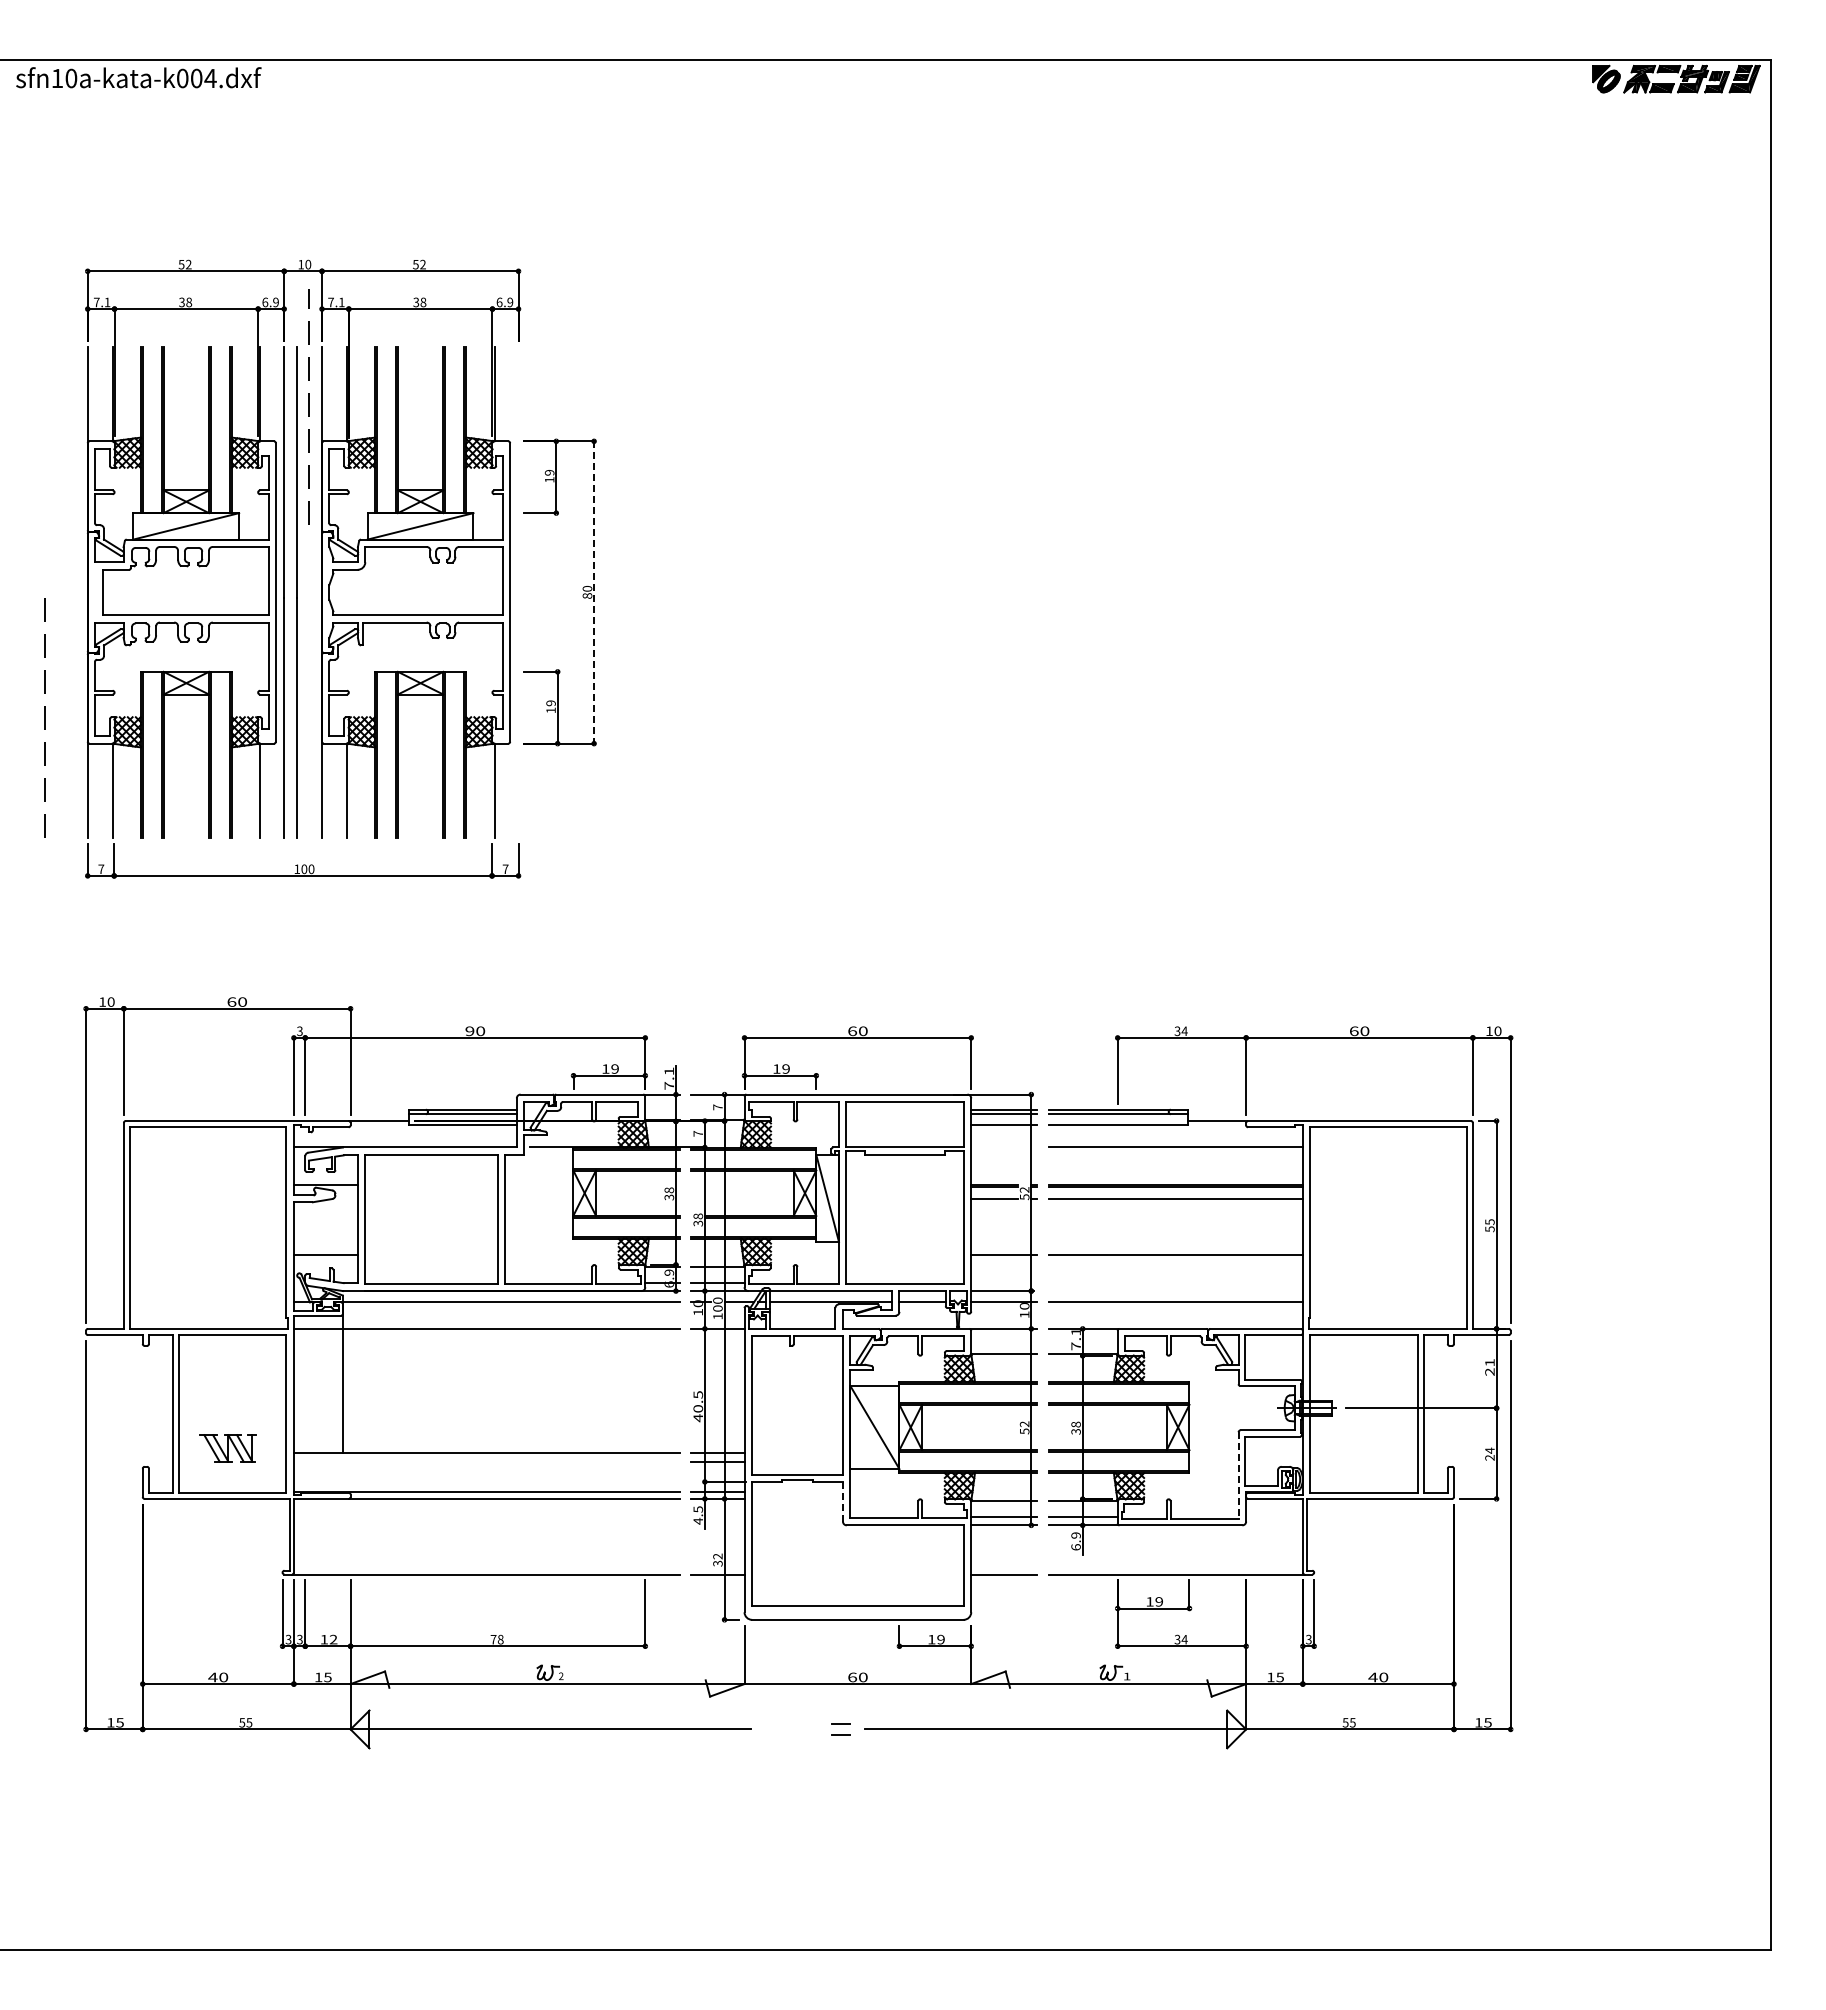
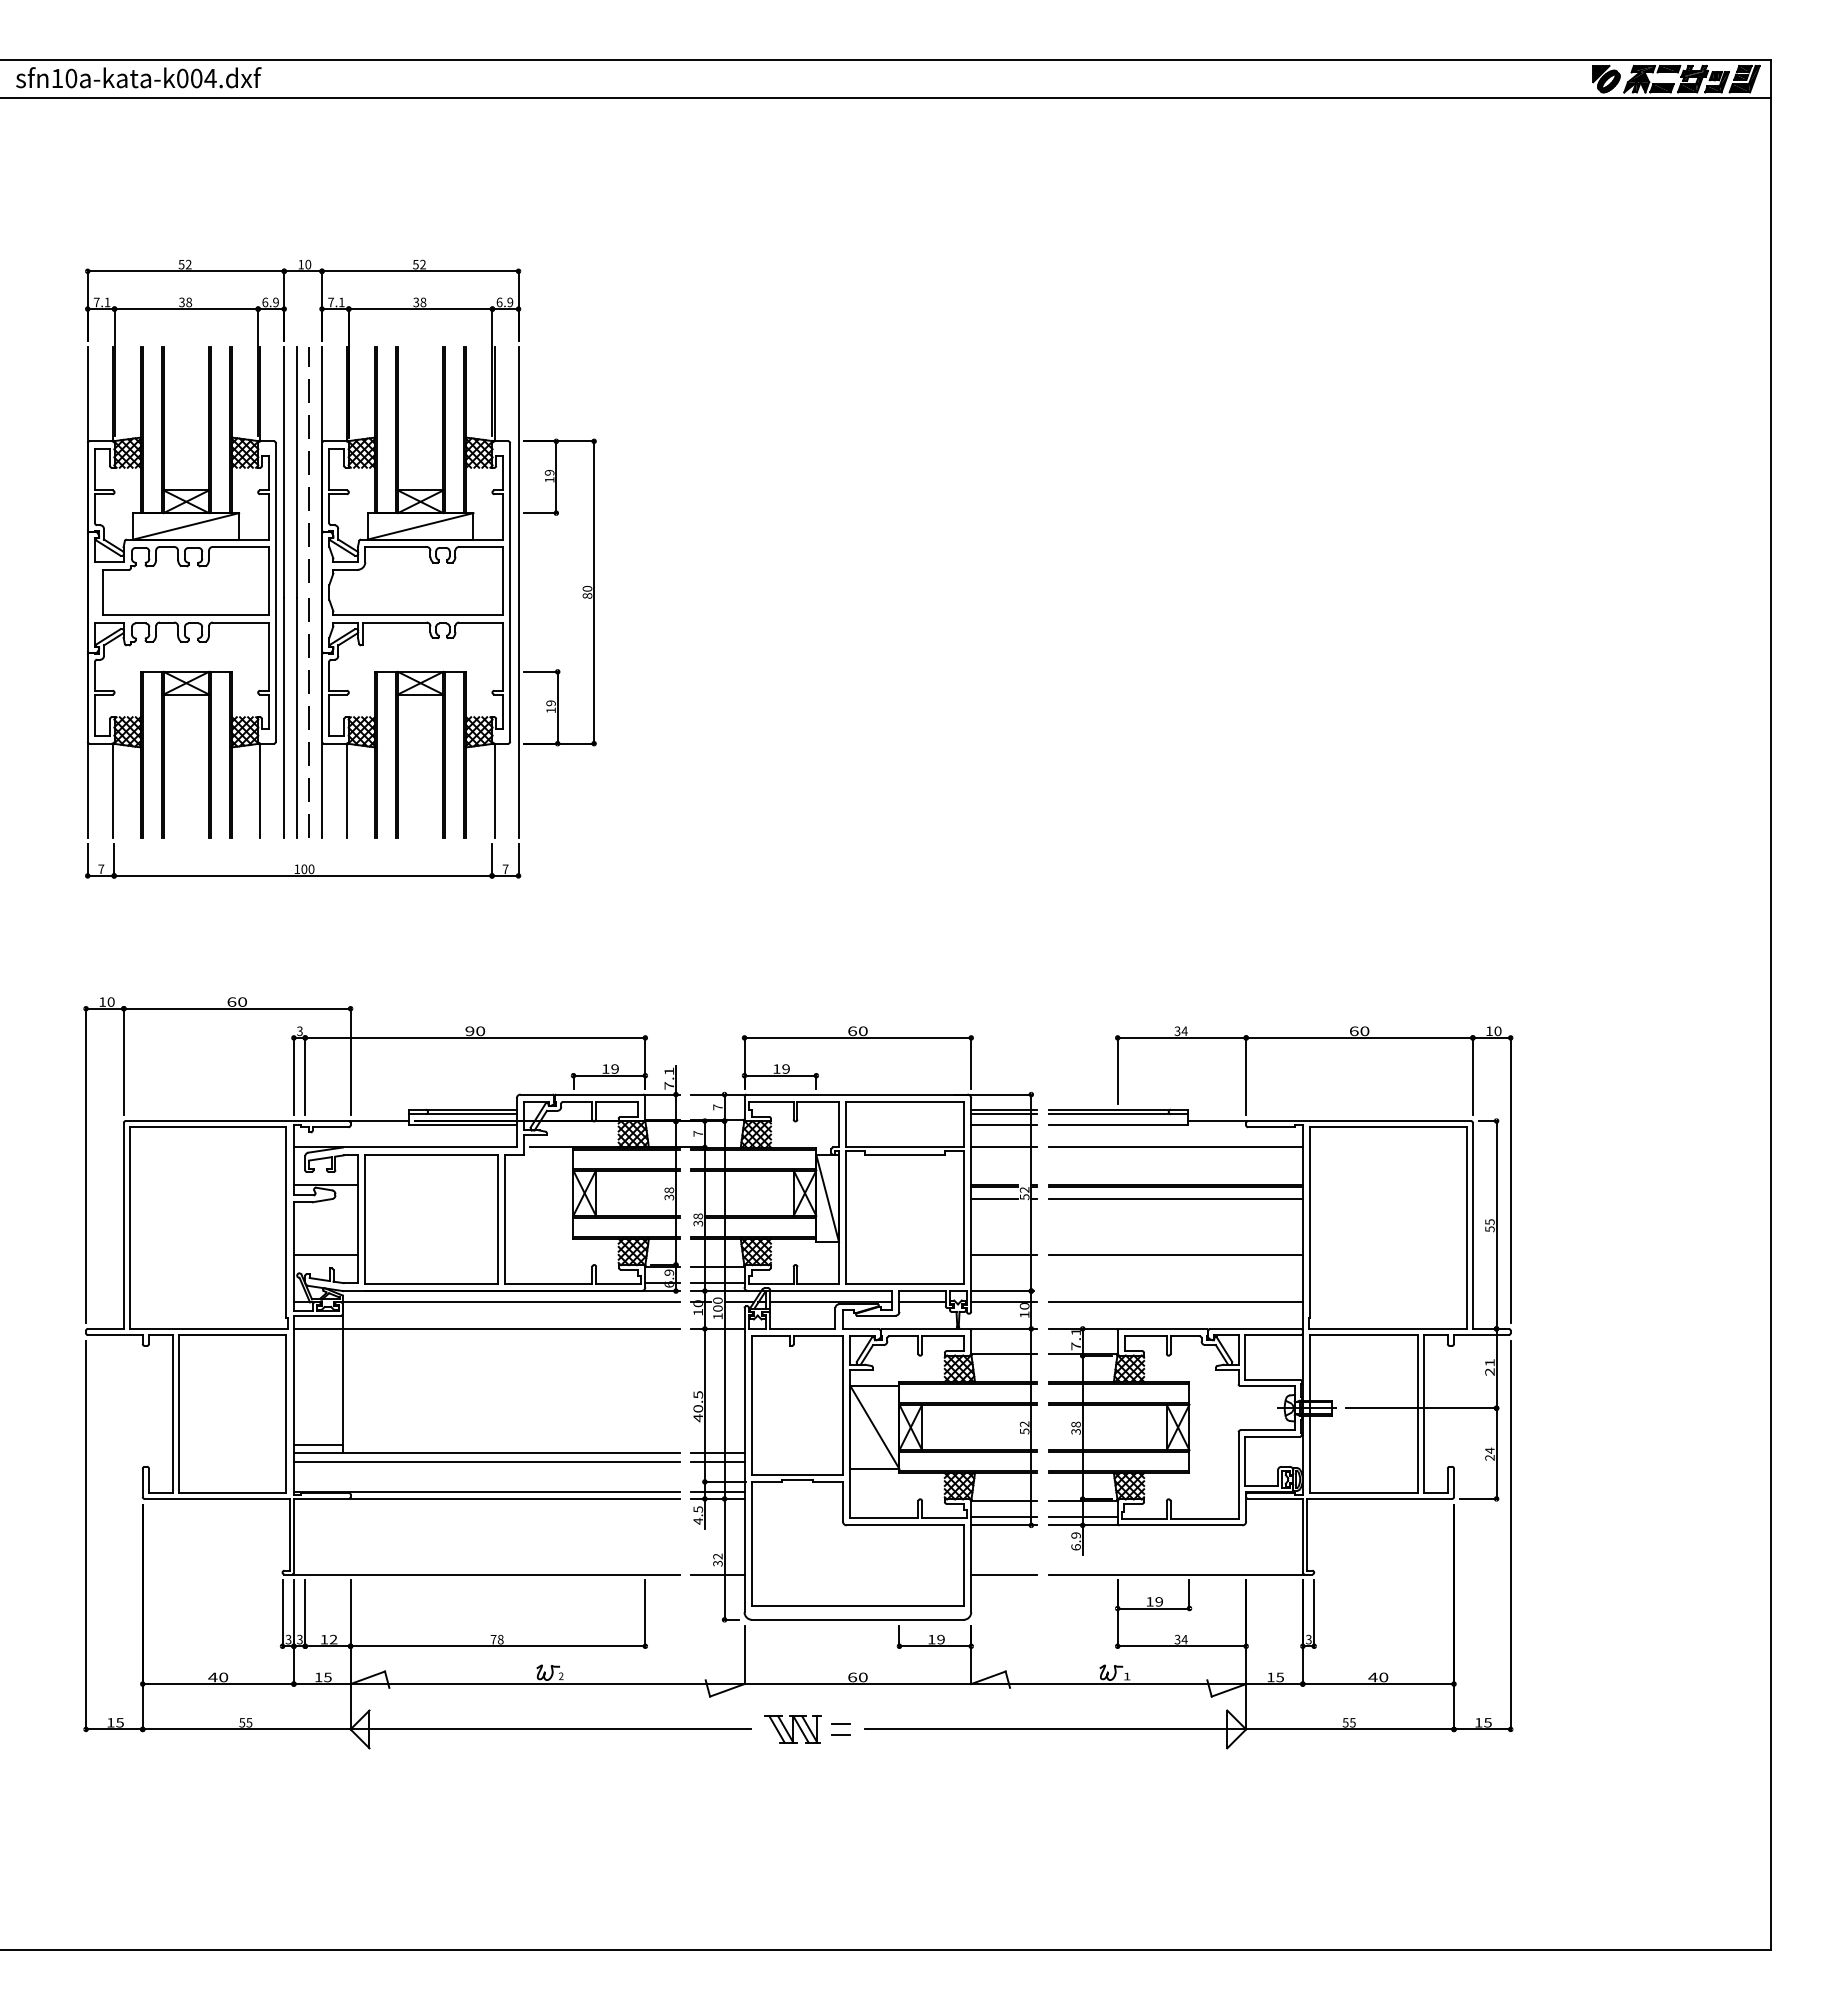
line: none -> present (886, 98)
line position: (308, 406) -> (308, 464) (308, 464)
line: none -> present (518, 592)
line: dashed -> solid (594, 593)
line position: (44, 717) -> (308, 717) (308, 717)
line: none -> present (1004, 1147)
line: none -> present (318, 1445)
part position: (227, 1448) -> (792, 1729) (792, 1729)
line: none -> present (486, 1461)
line: dashed -> solid (1238, 1476)
line: dashed -> solid (842, 1501)
